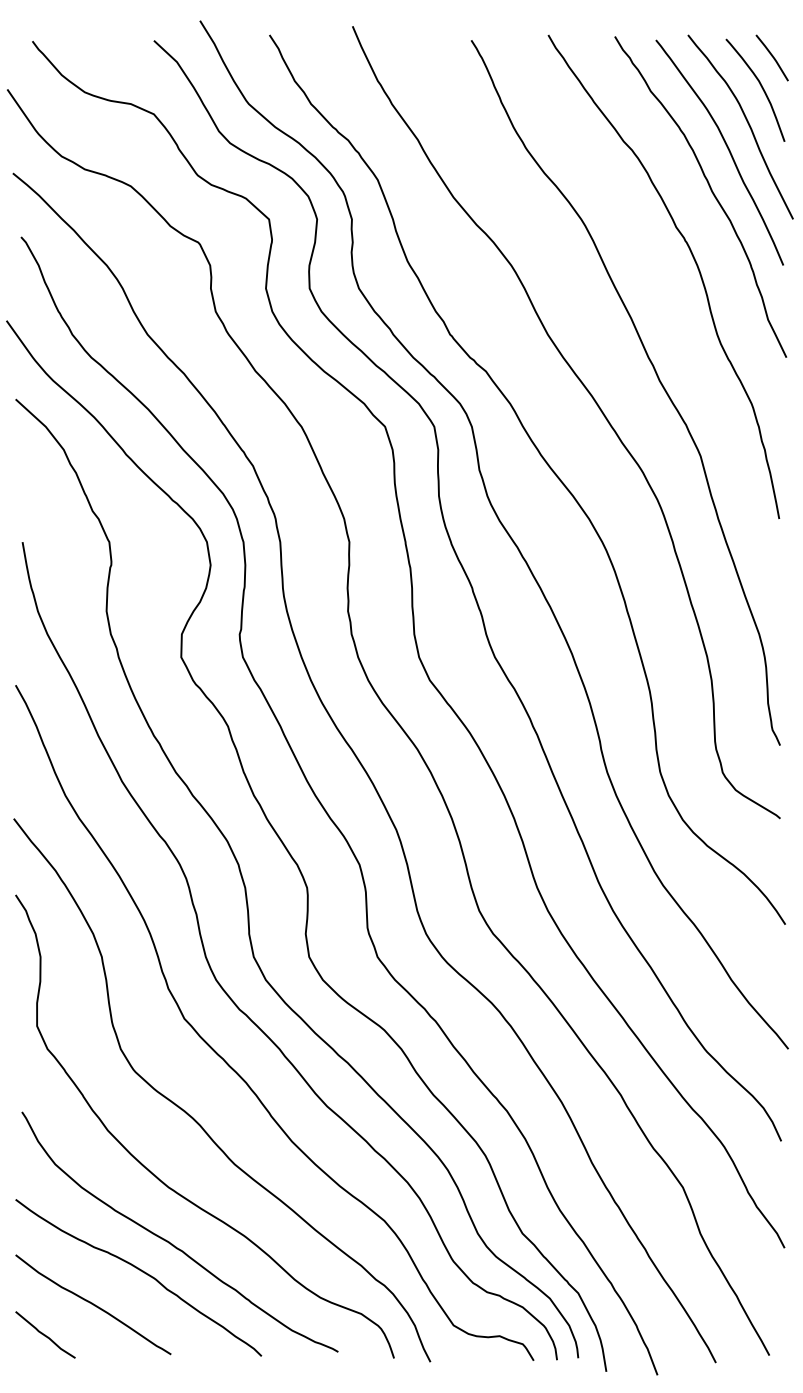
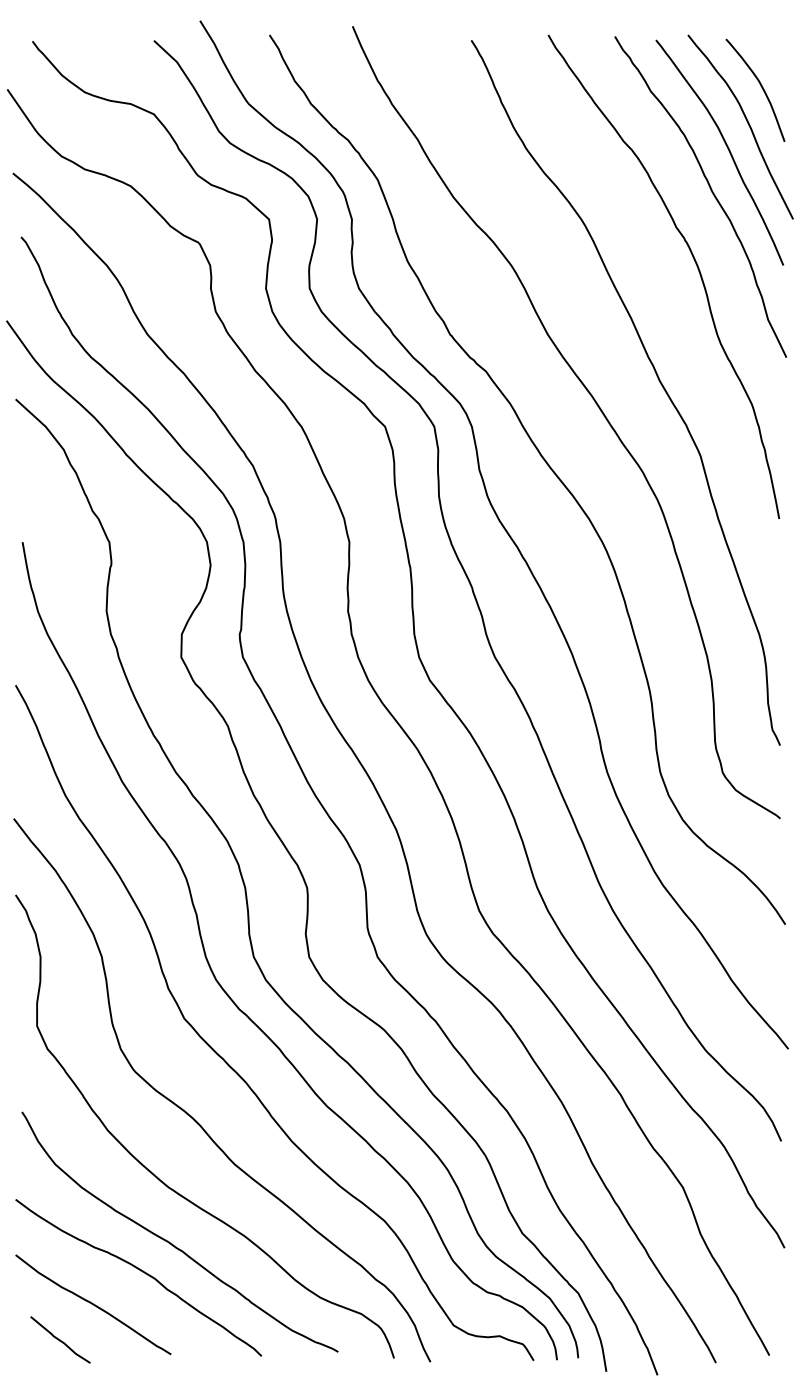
line: present -> none (771, 56)
curve position: (45, 1334) -> (60, 1339) (60, 1339)
